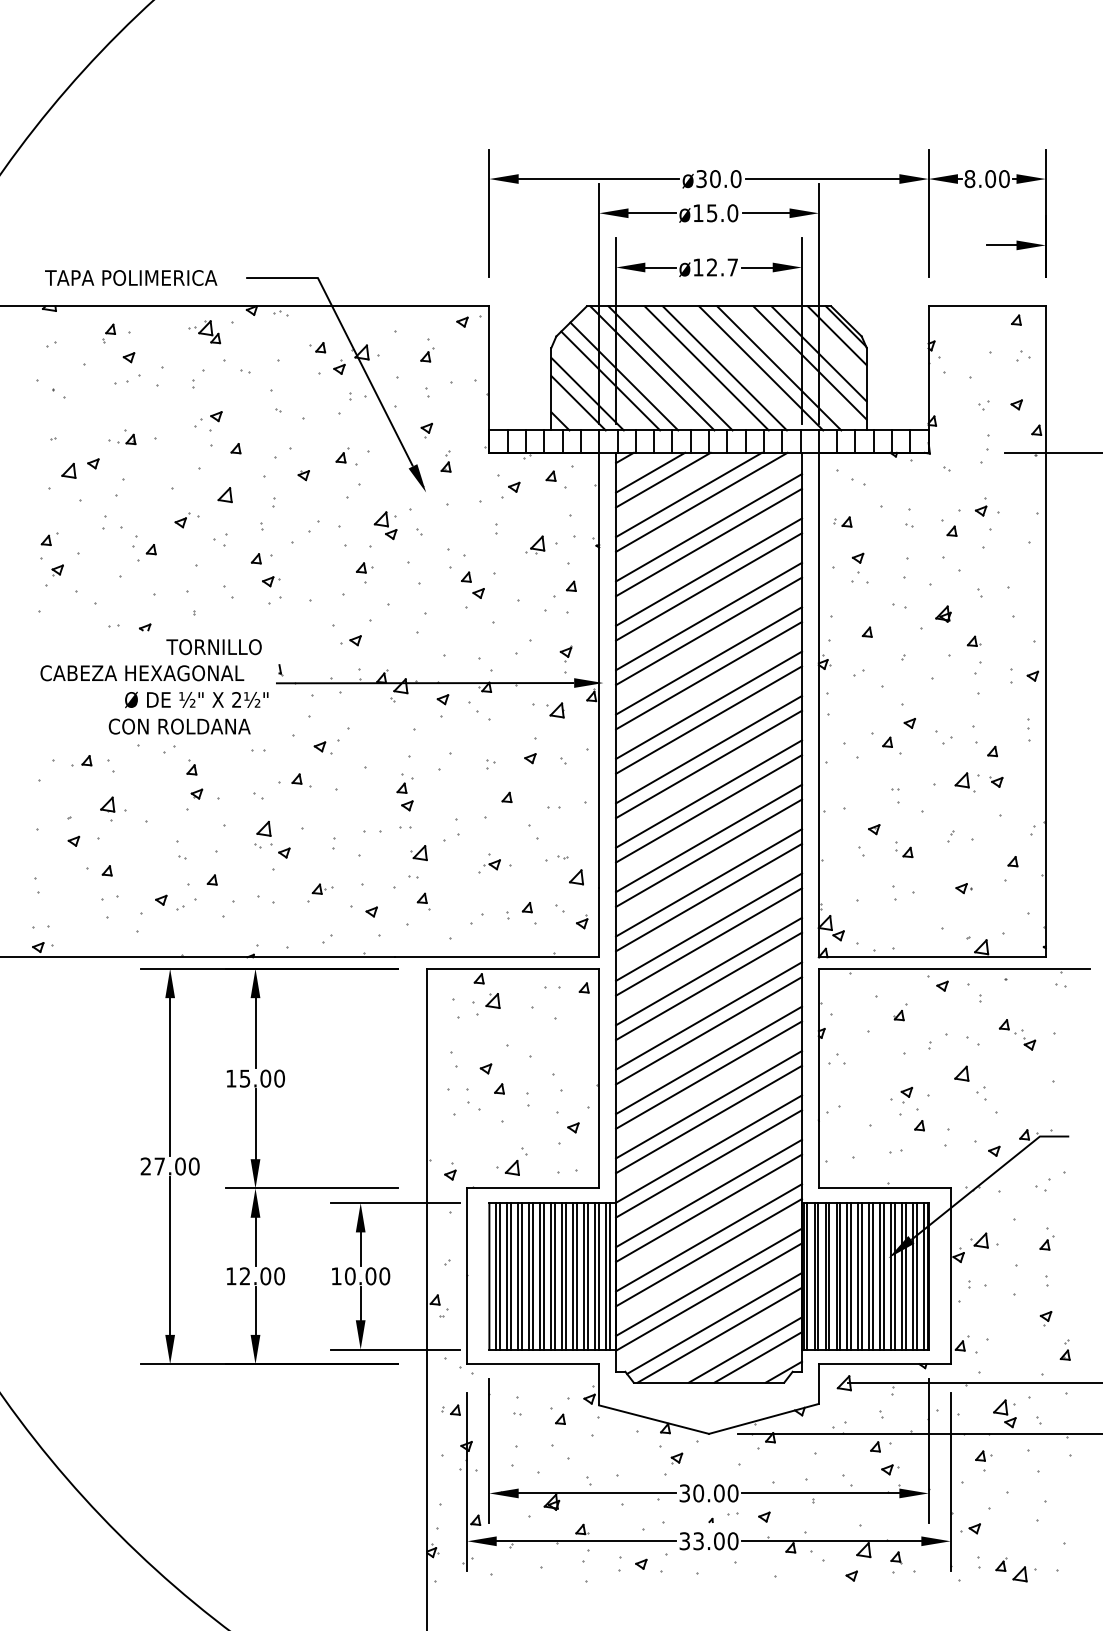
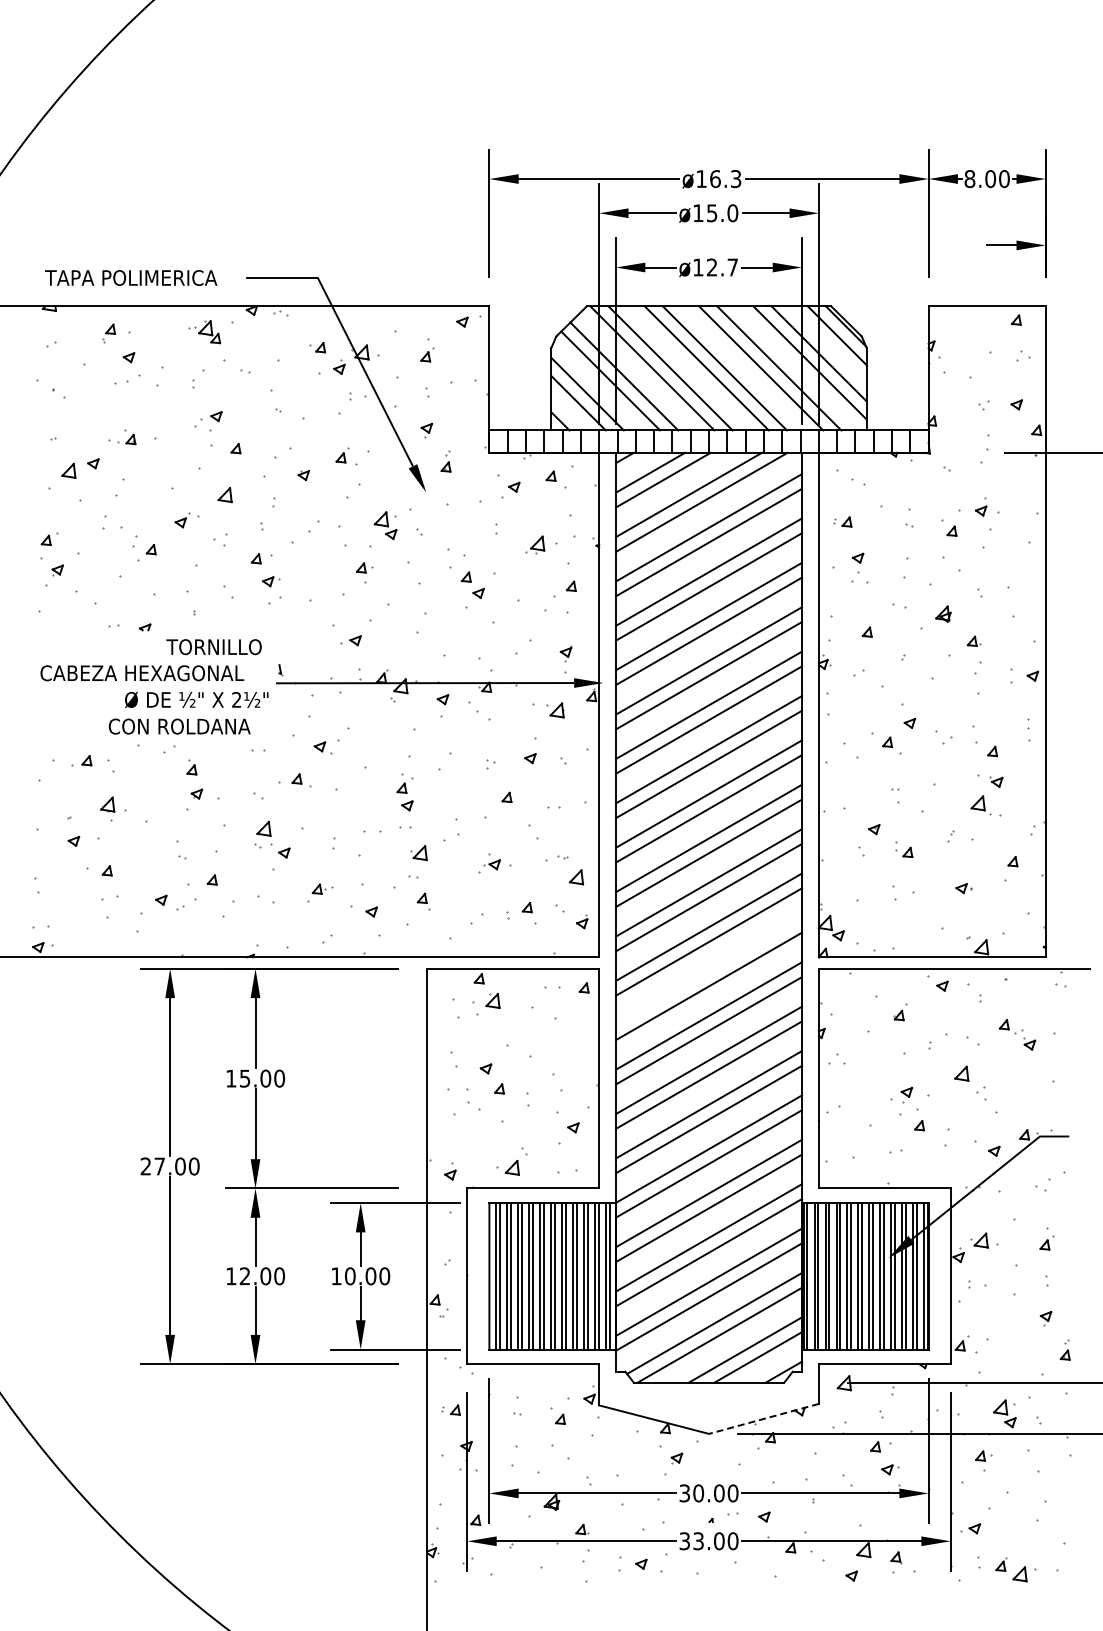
text: ø30.0 -> ø16.3 (718, 179)
part position: (964, 782) -> (980, 805) (980, 805)
line: present -> none (709, 971)
line: solid -> dashed (763, 1418)
